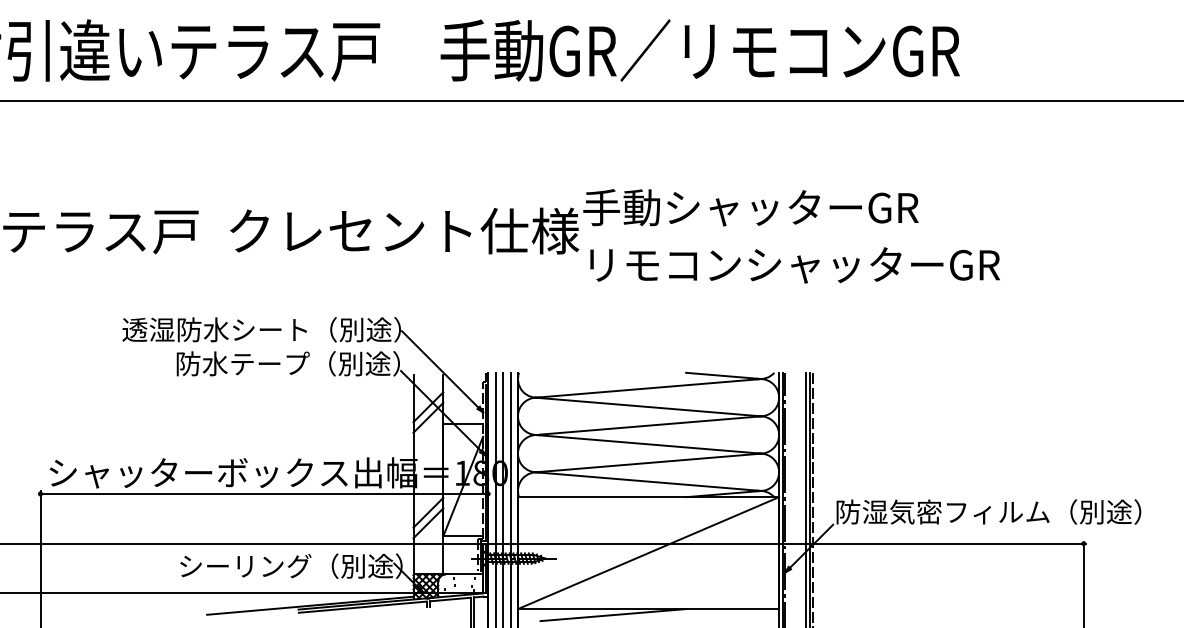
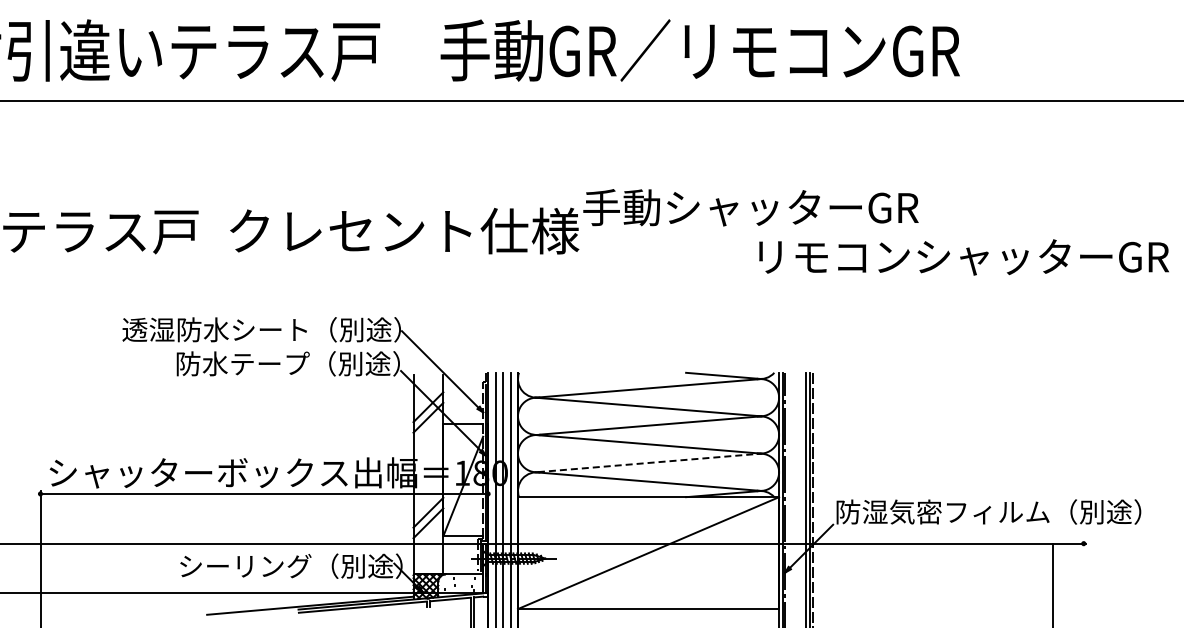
text position: (794, 265) -> (963, 257) (963, 257)
line: solid -> dashed (650, 462)
line position: (1083, 583) -> (1052, 583) (1052, 583)
line: present -> none (613, 615)
